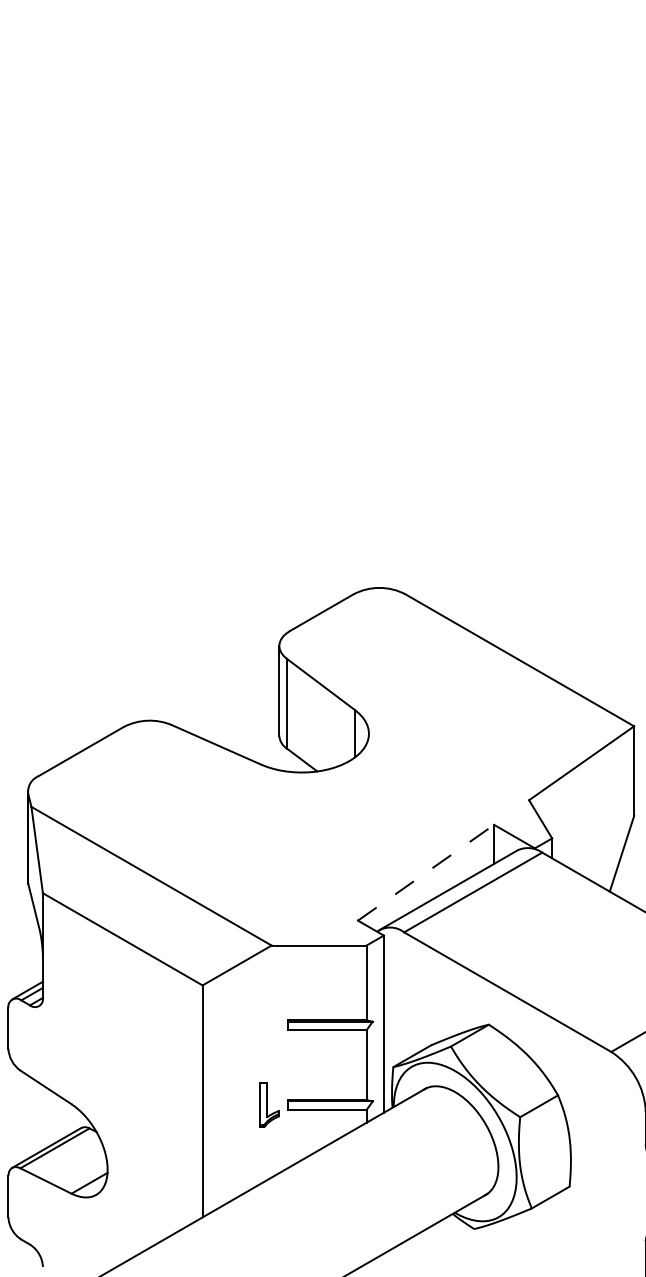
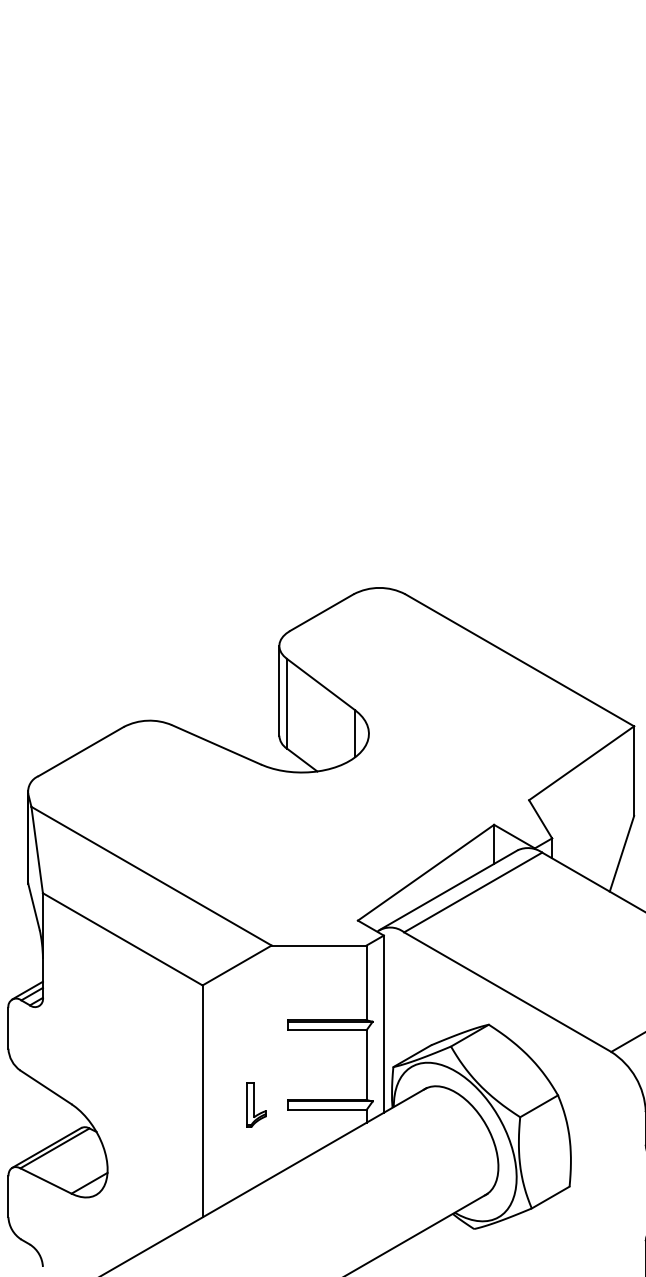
line: dashed -> solid (426, 872)
part position: (269, 1104) -> (256, 1104) (256, 1104)
